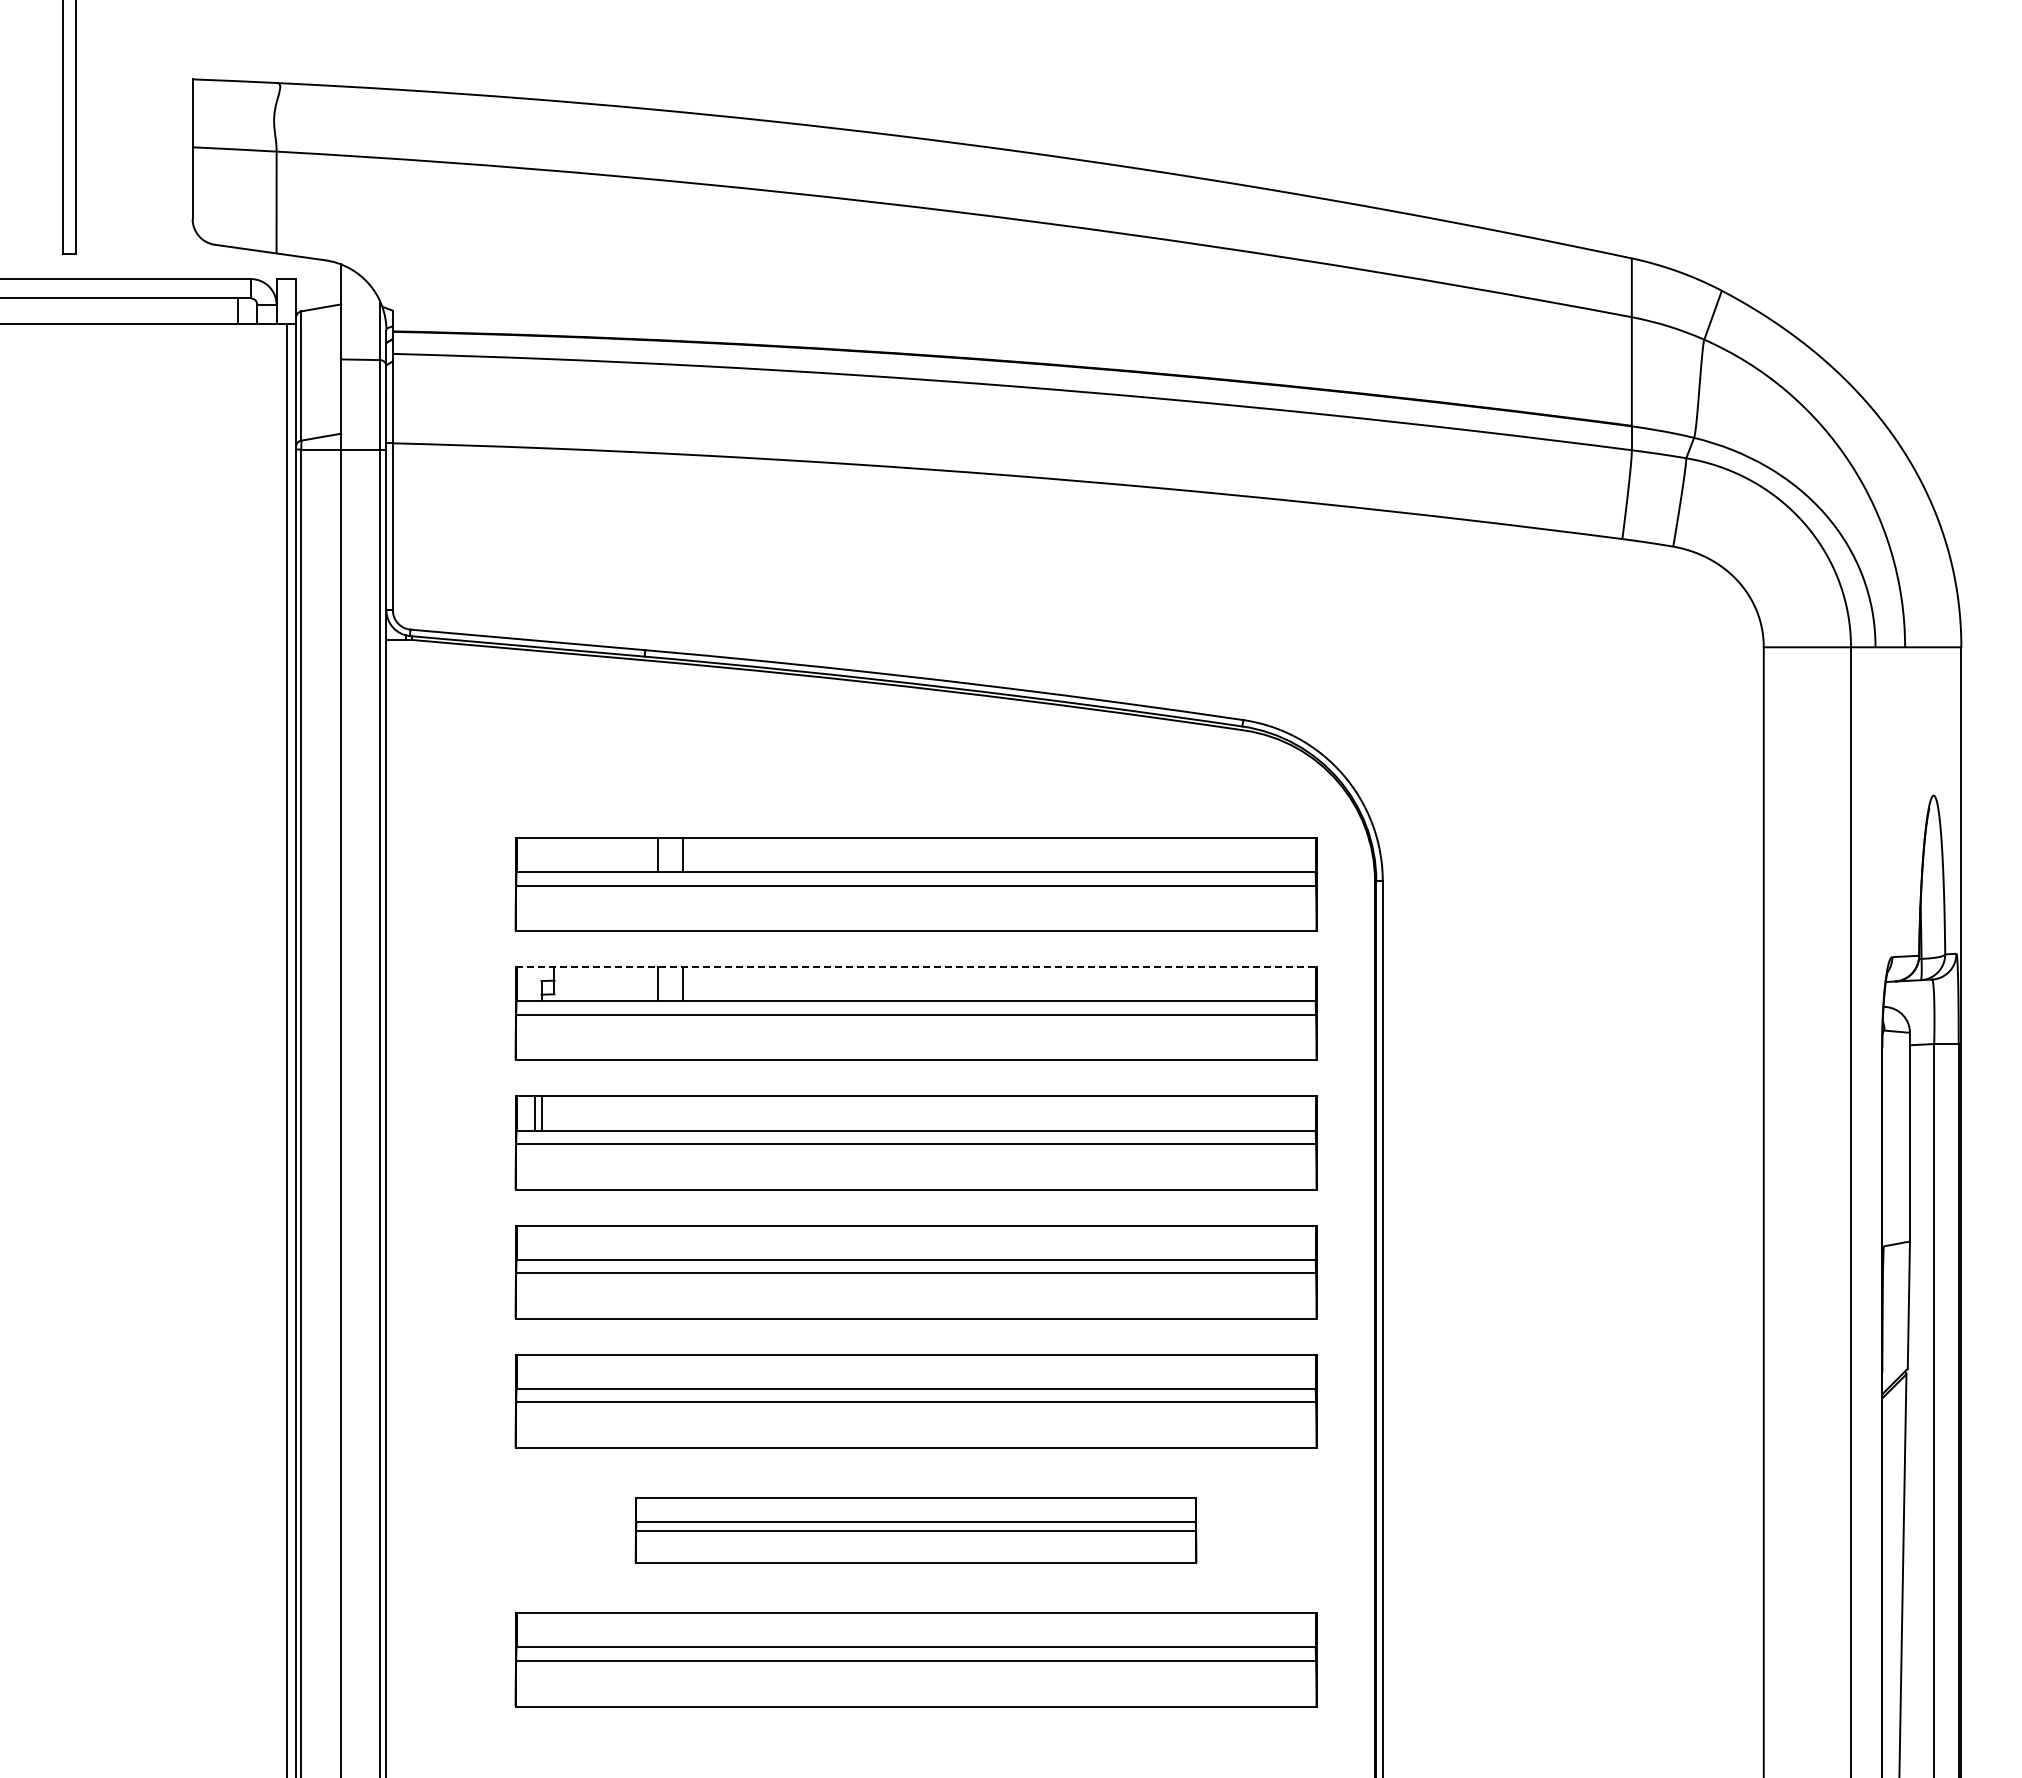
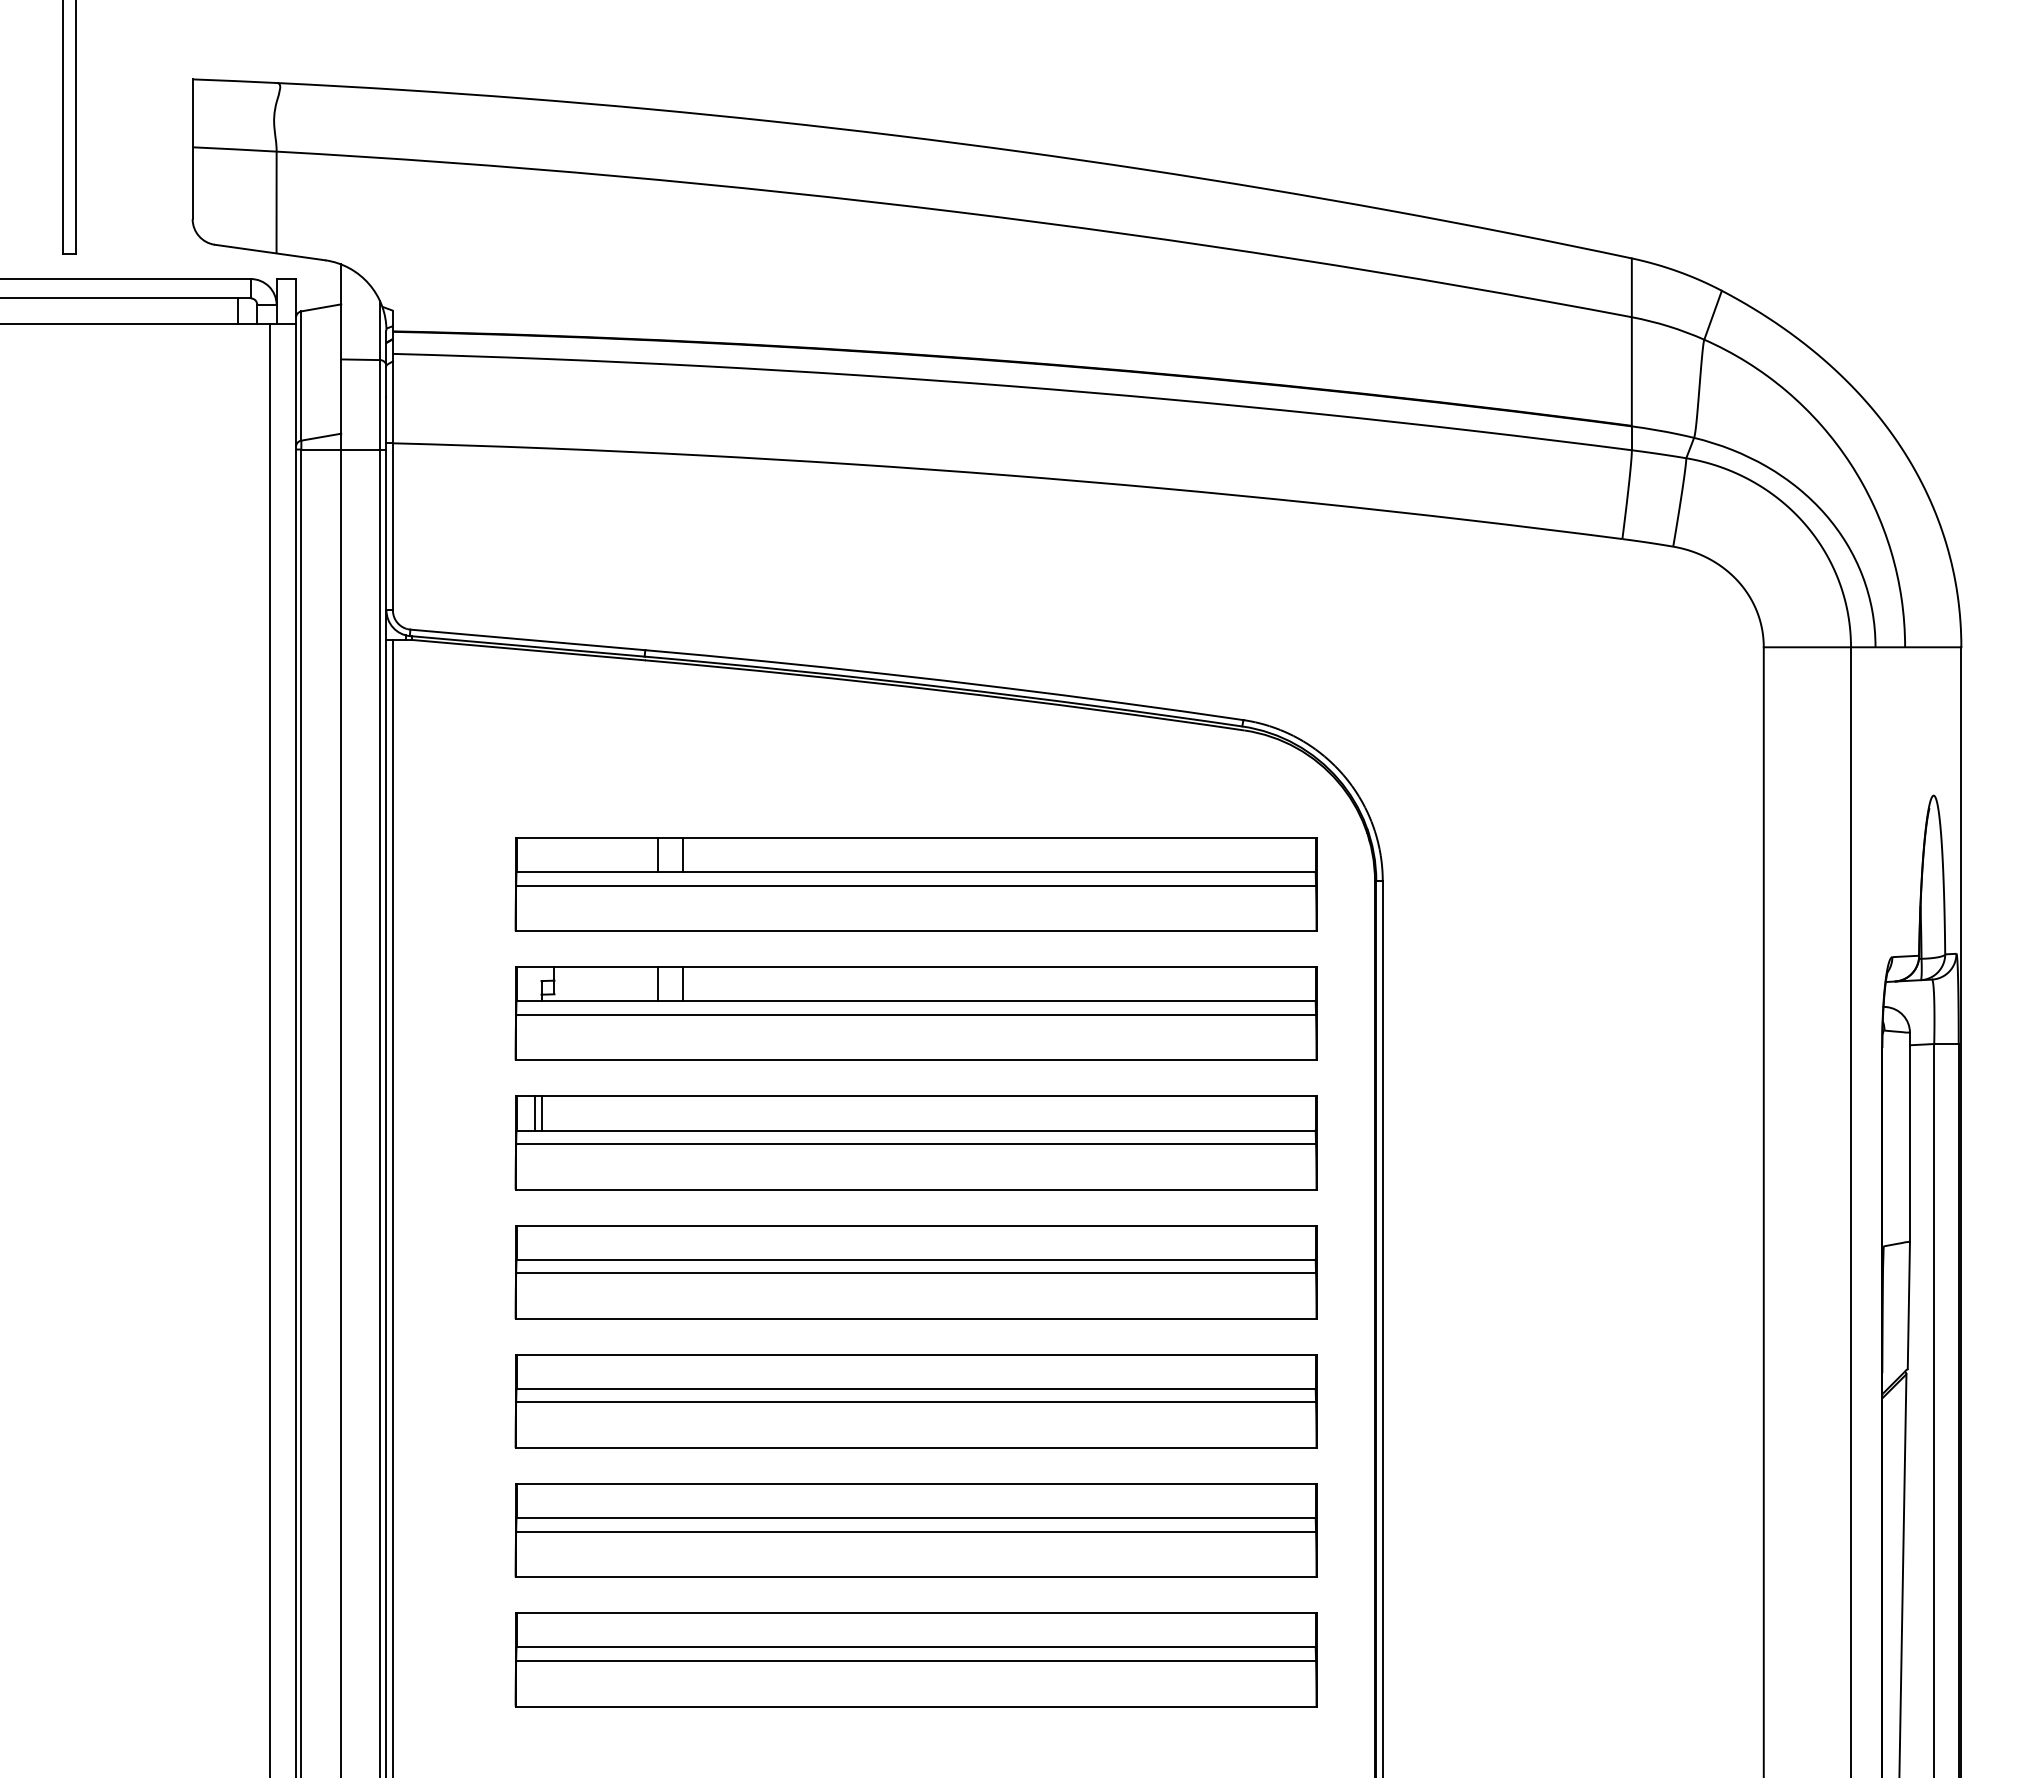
line: dashed -> solid (916, 967)
line position: (287, 1049) -> (270, 1049) (270, 1049)
line: none -> present (392, 1206)
part size: 564x67 px -> 804x95 px (915, 1530)
